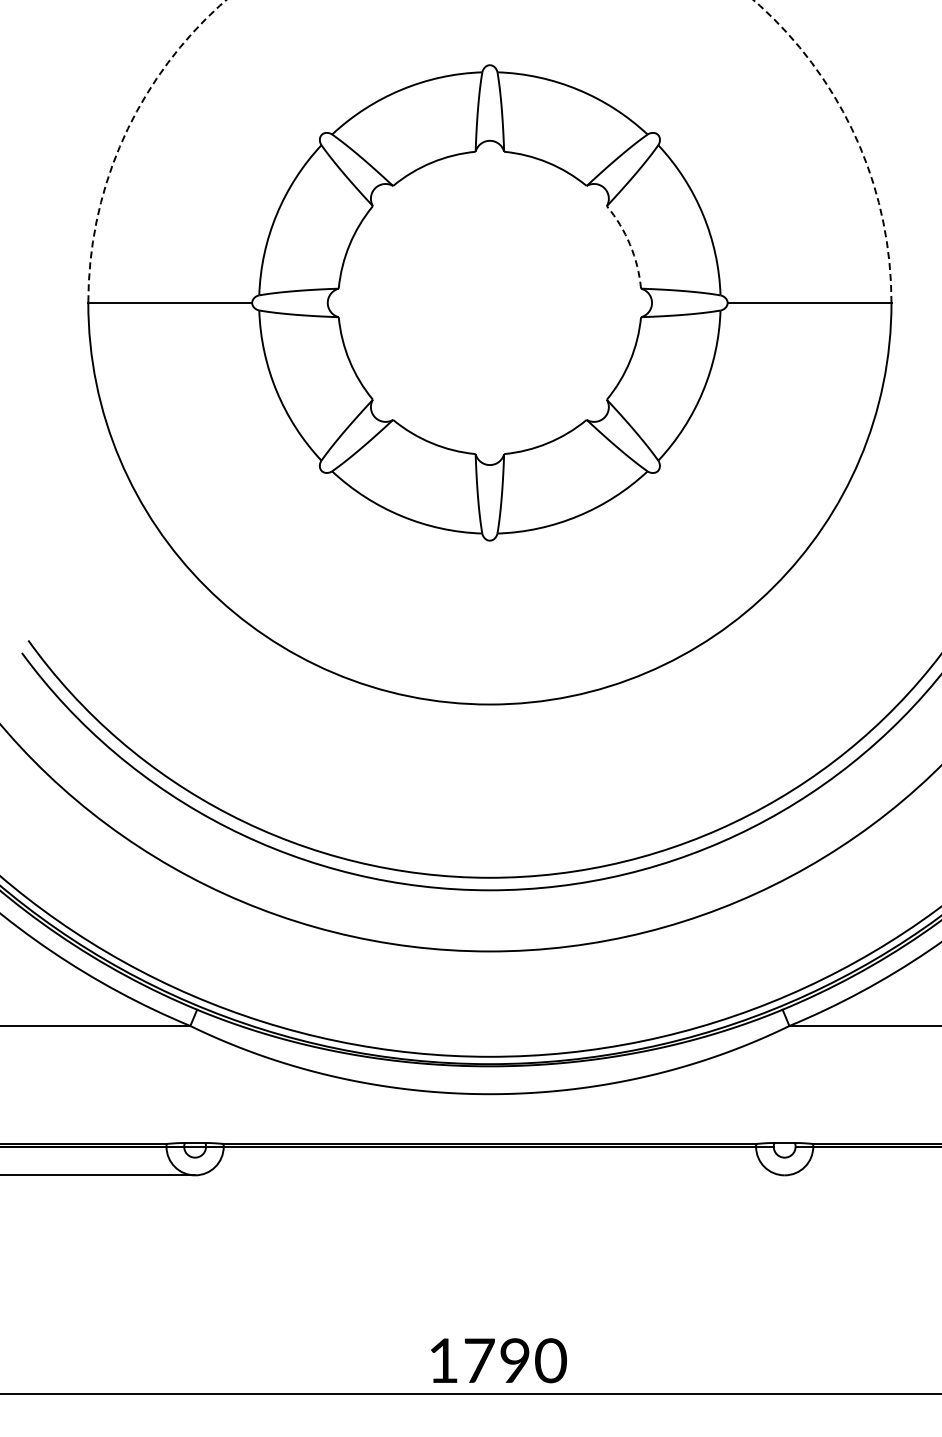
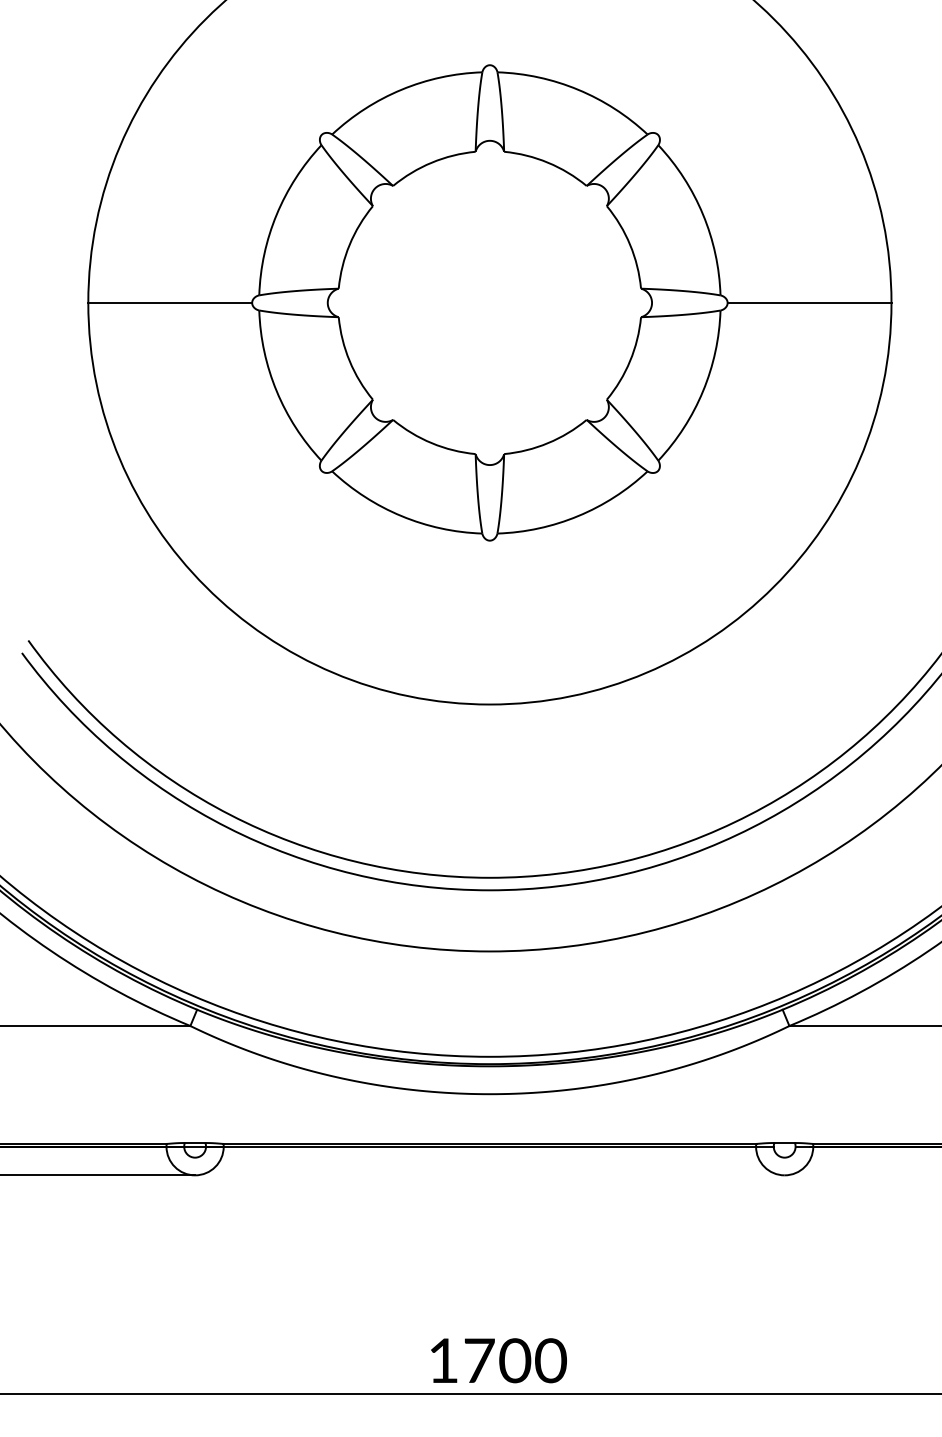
arc: dashed -> solid (226, 0)
arc: dashed -> solid (630, 244)
text: 1790 -> 1700 (515, 1361)
